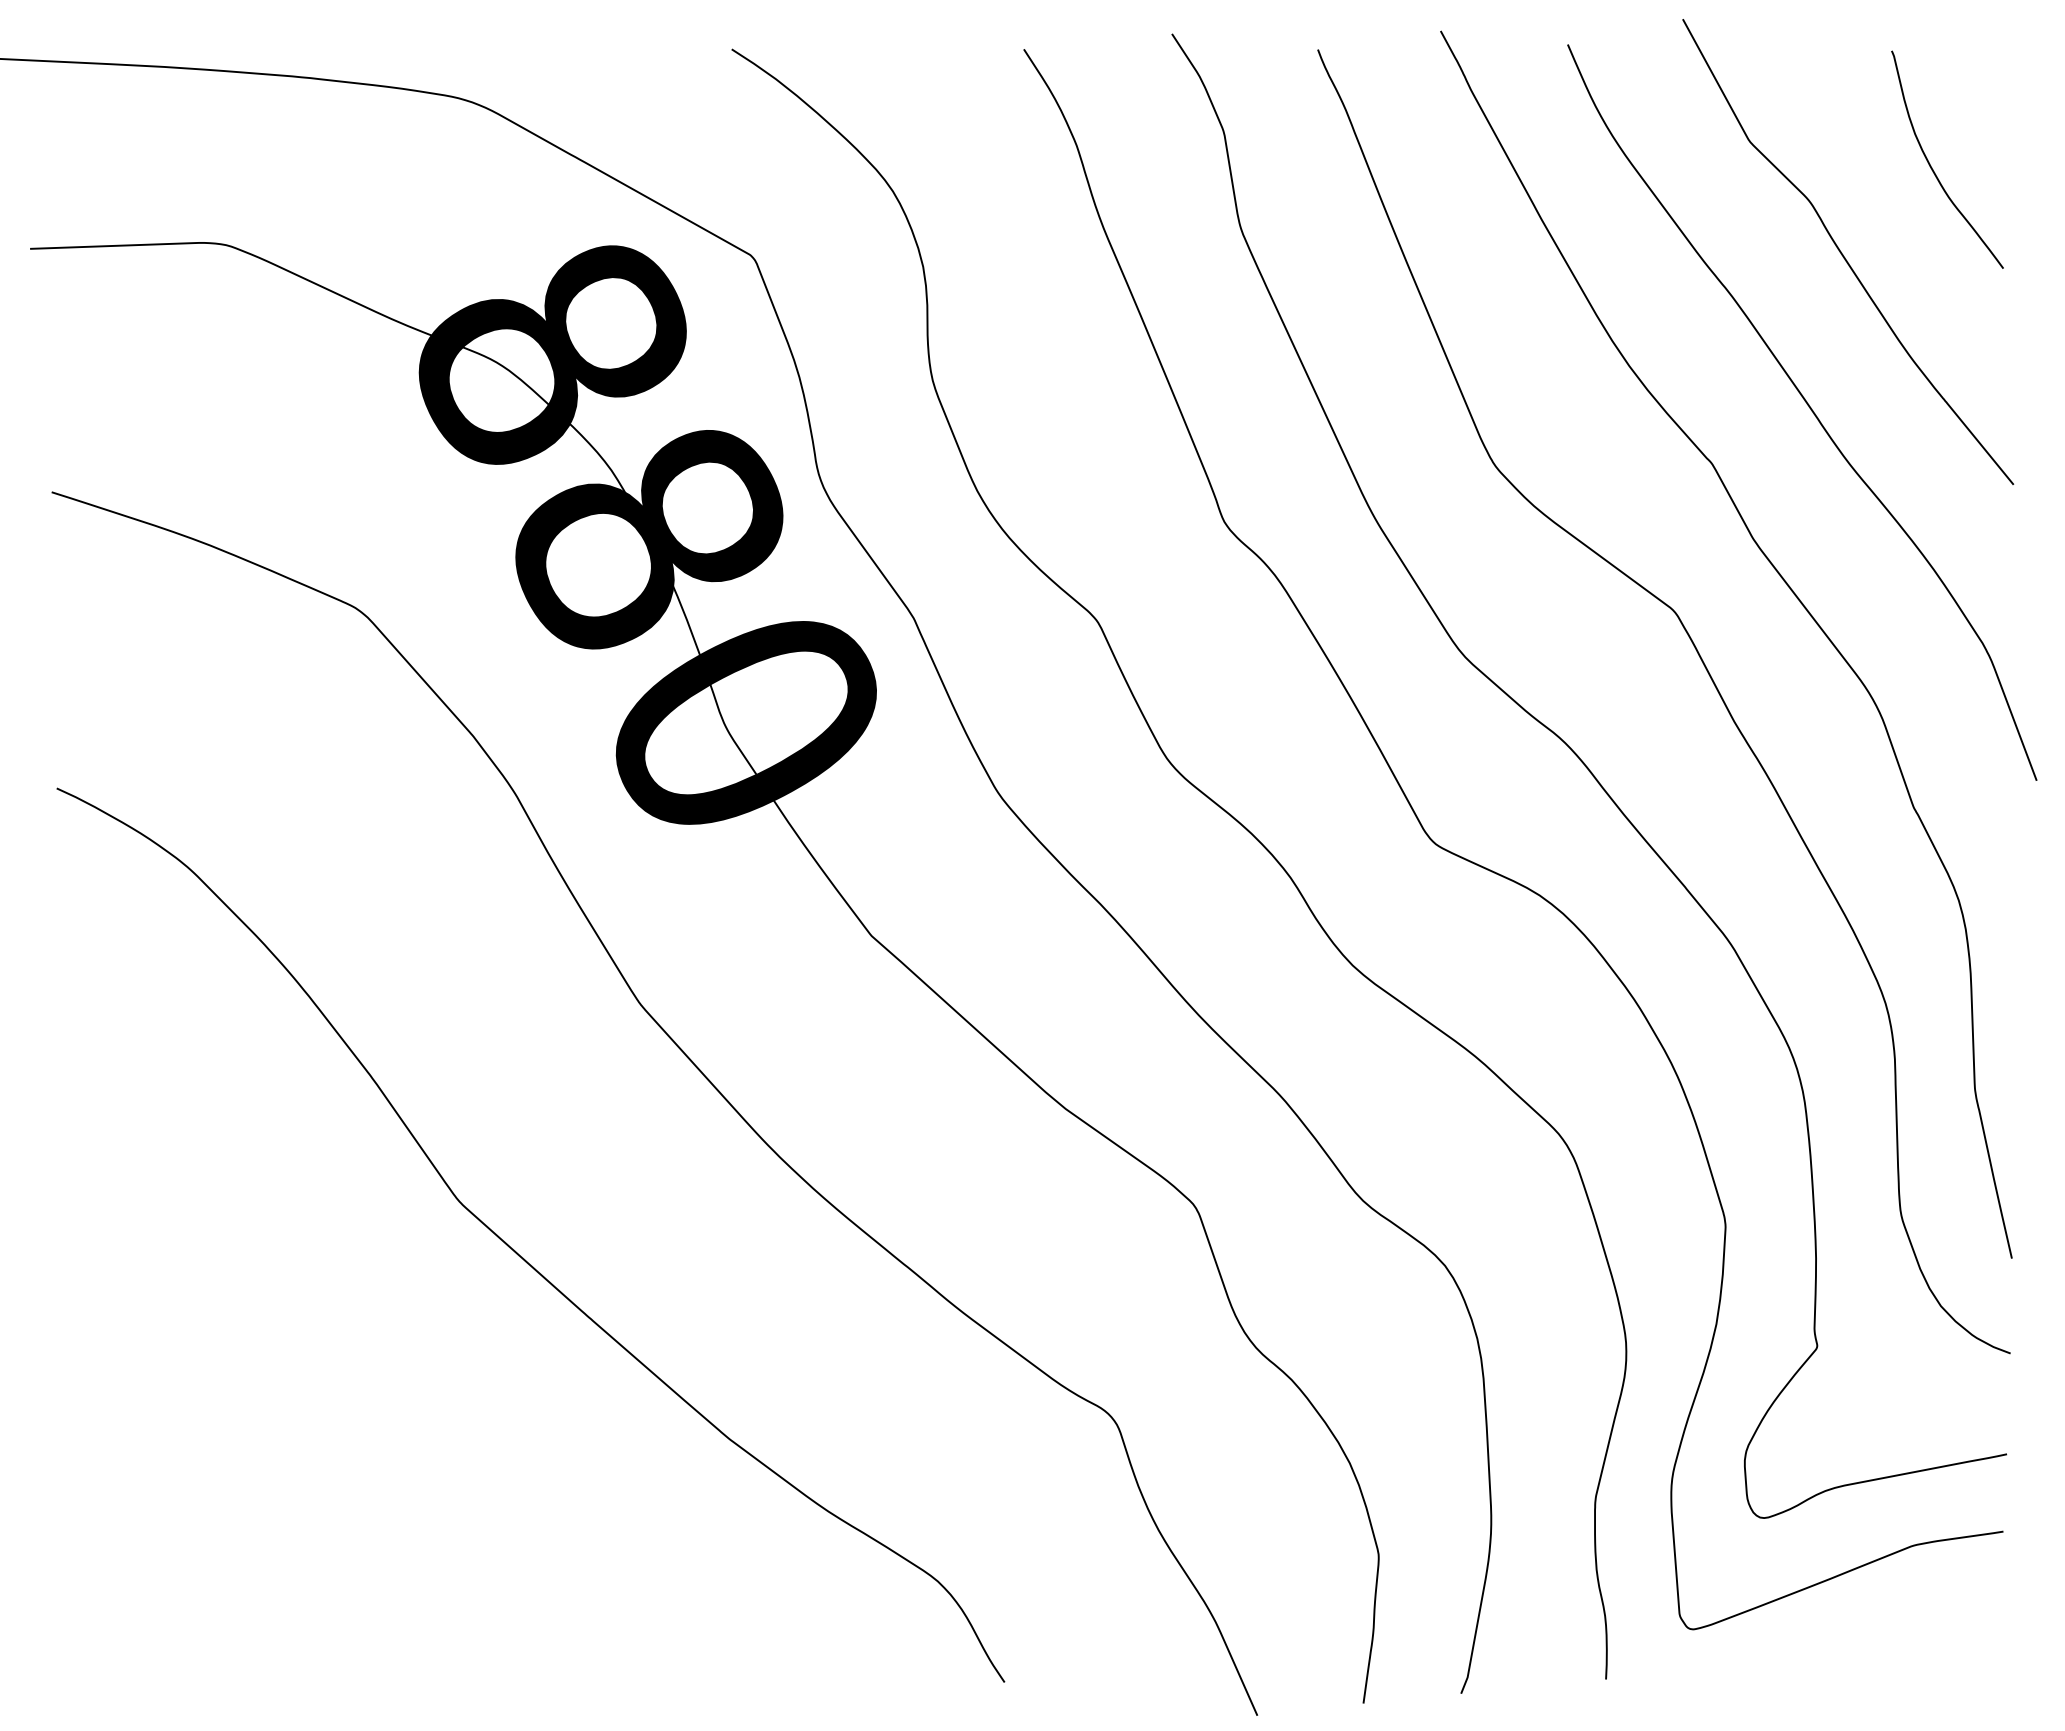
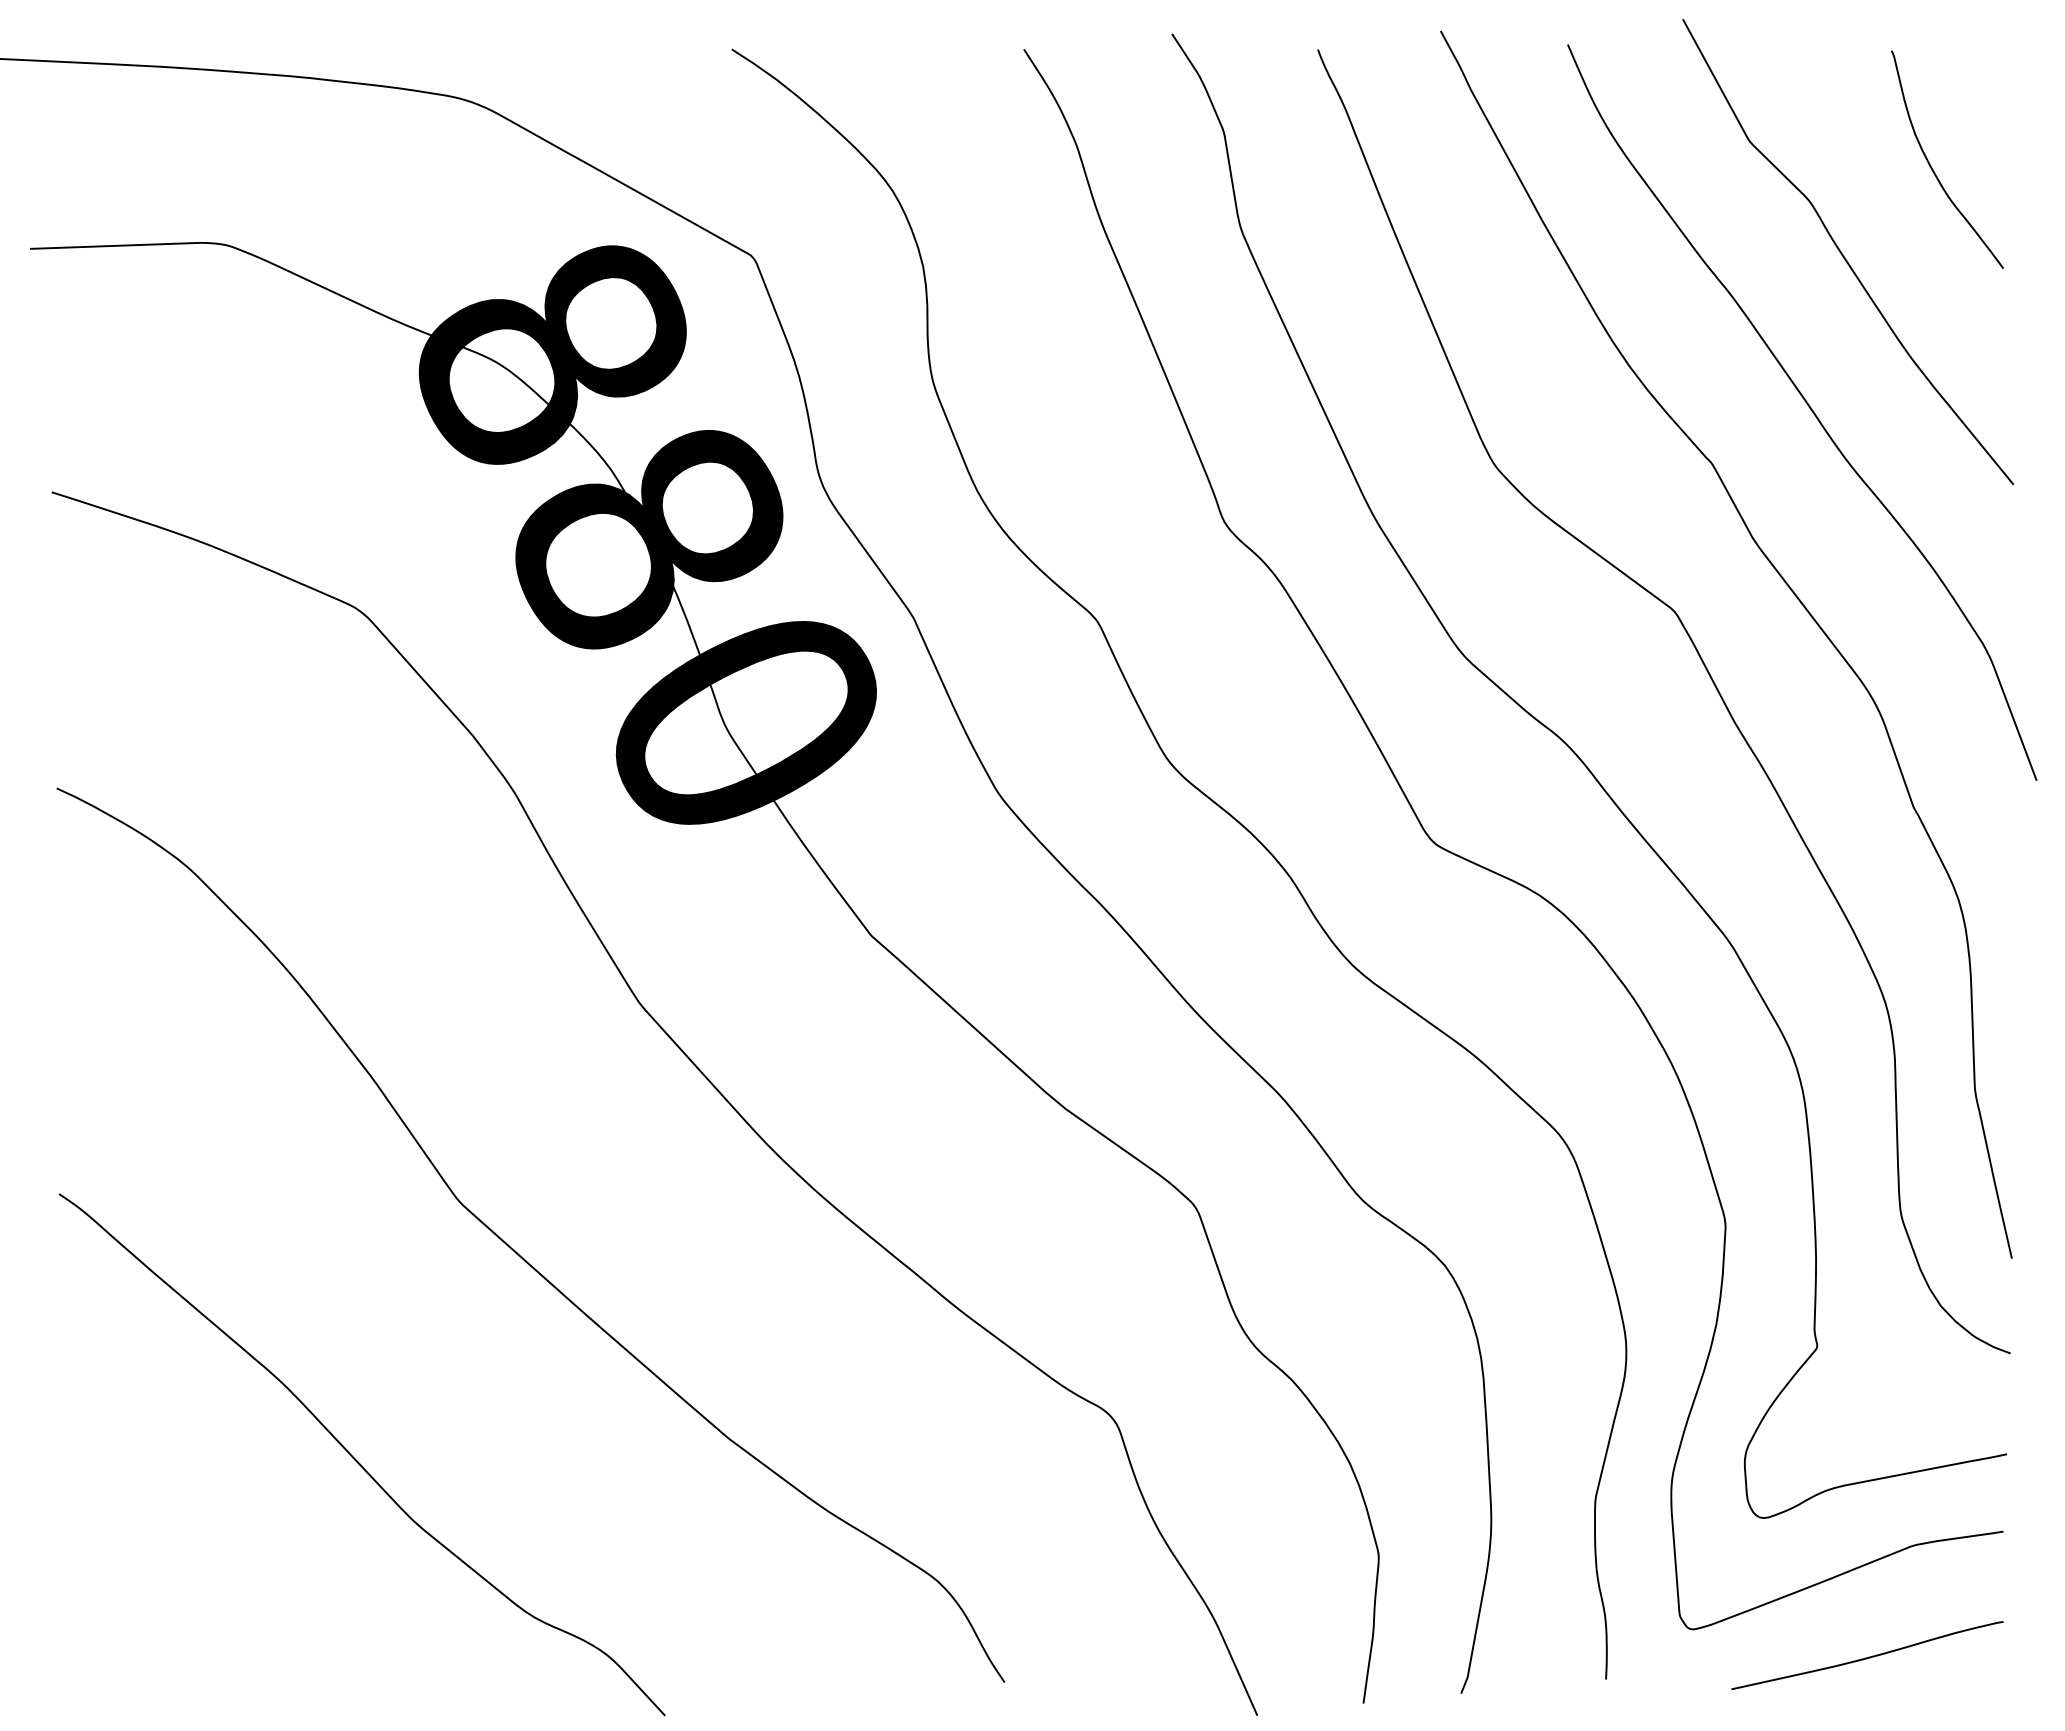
curve: none -> present (356, 1459)
curve: none -> present (1868, 1656)
